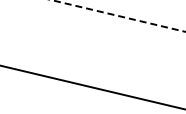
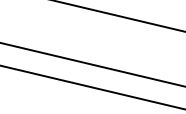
line: dashed -> solid (118, 16)
line: none -> present (92, 64)
